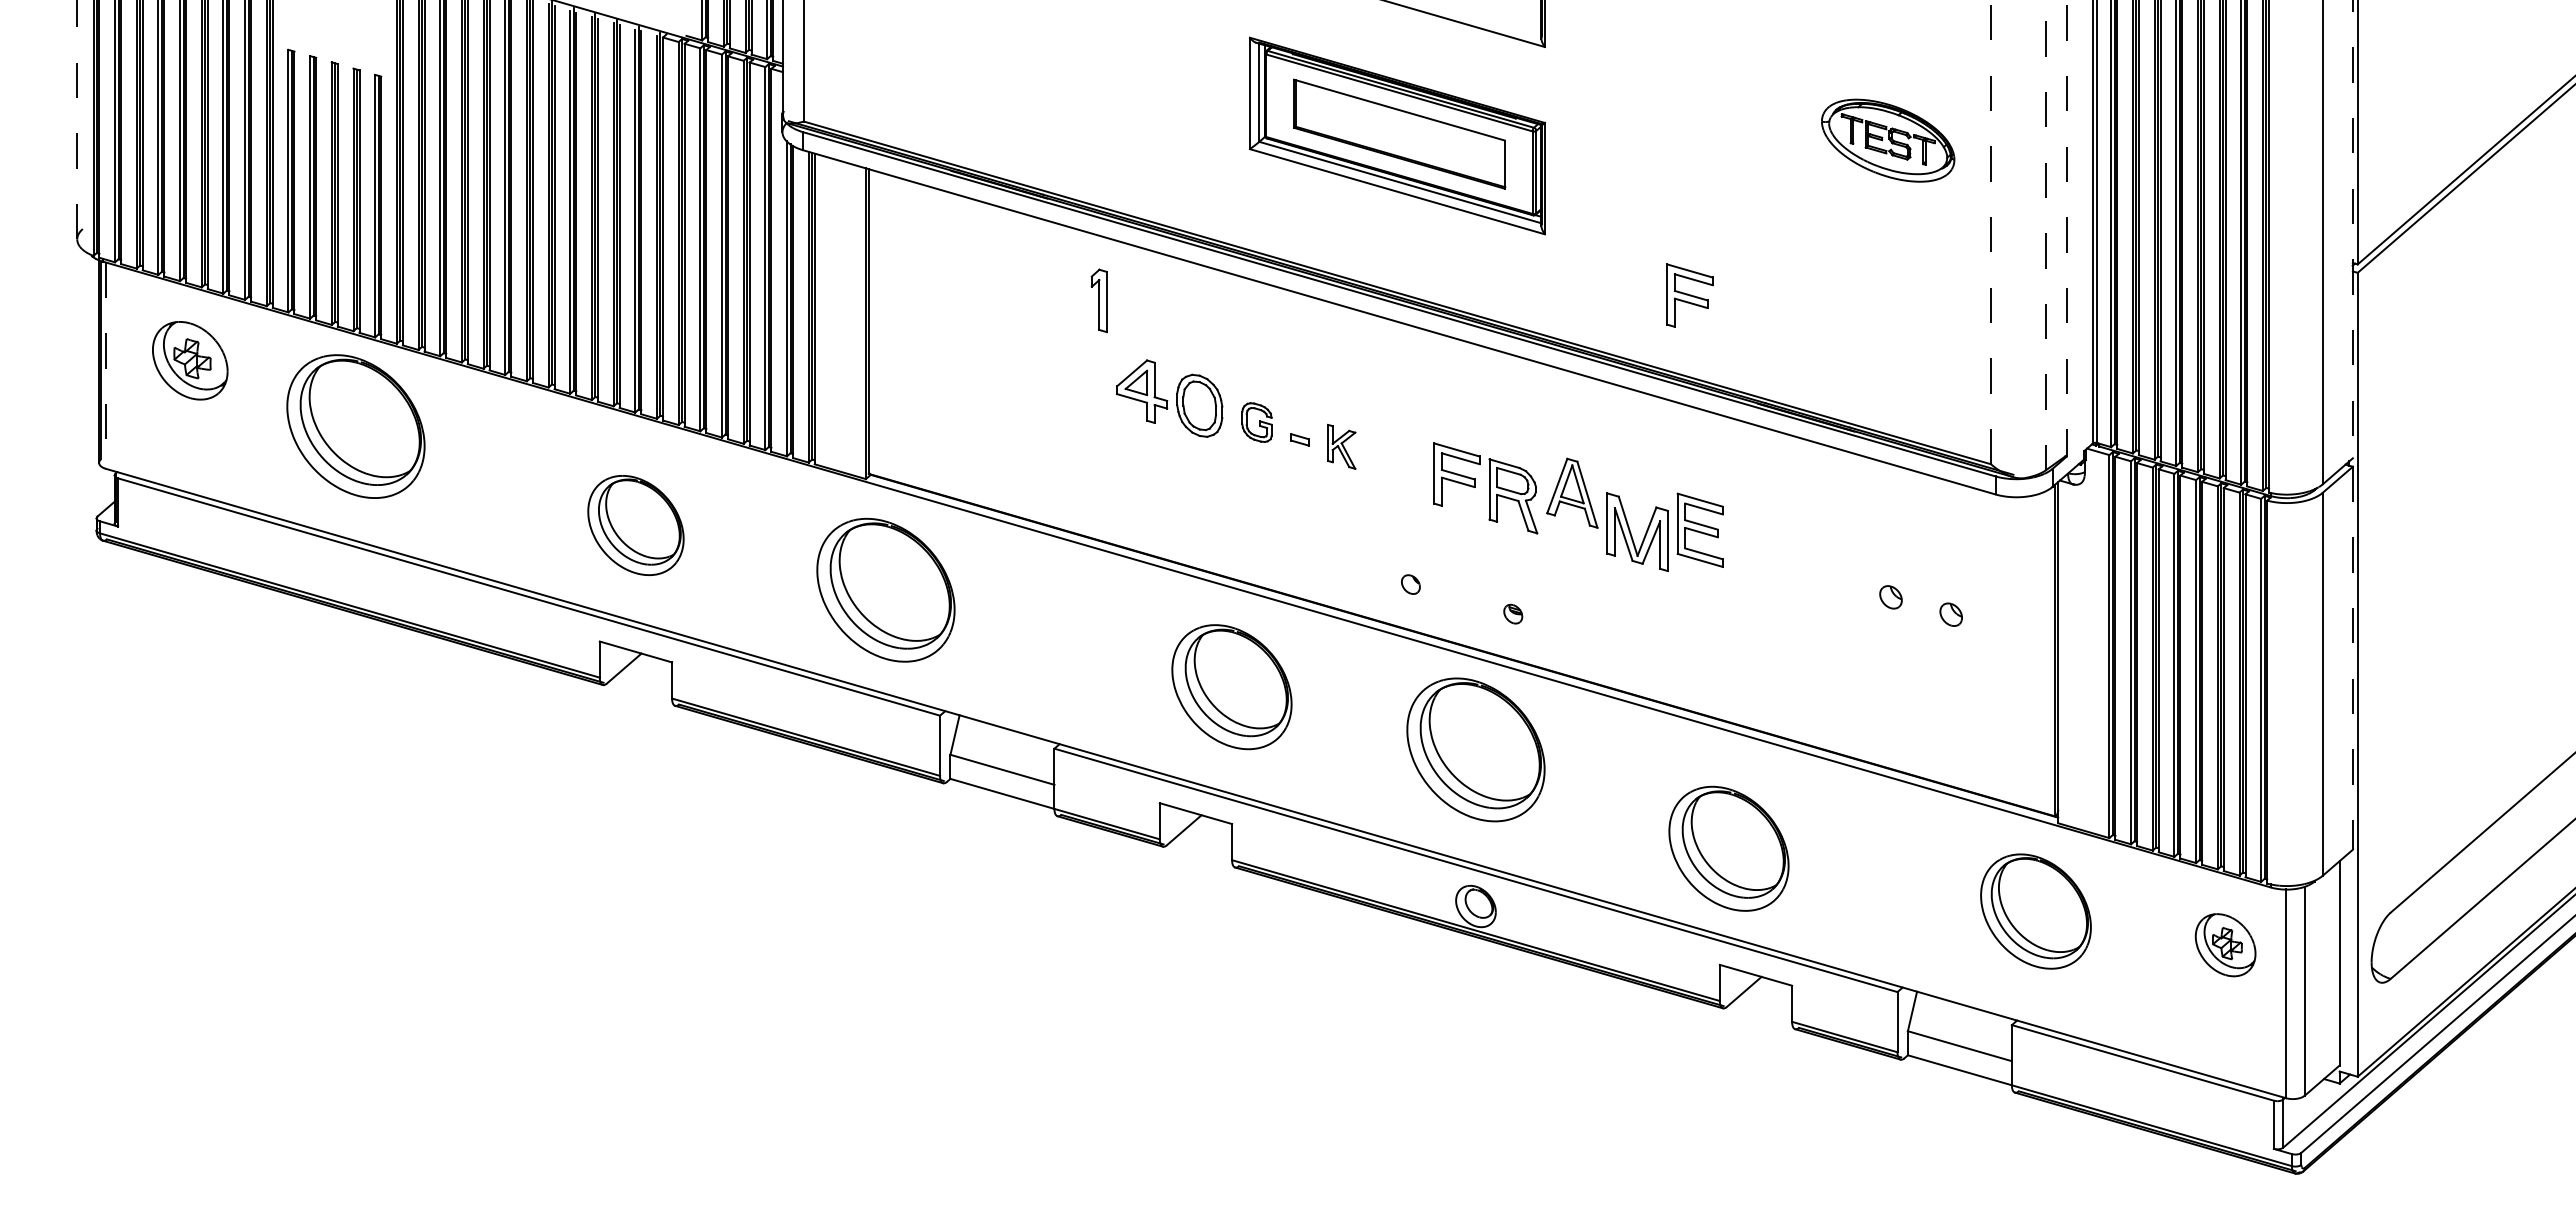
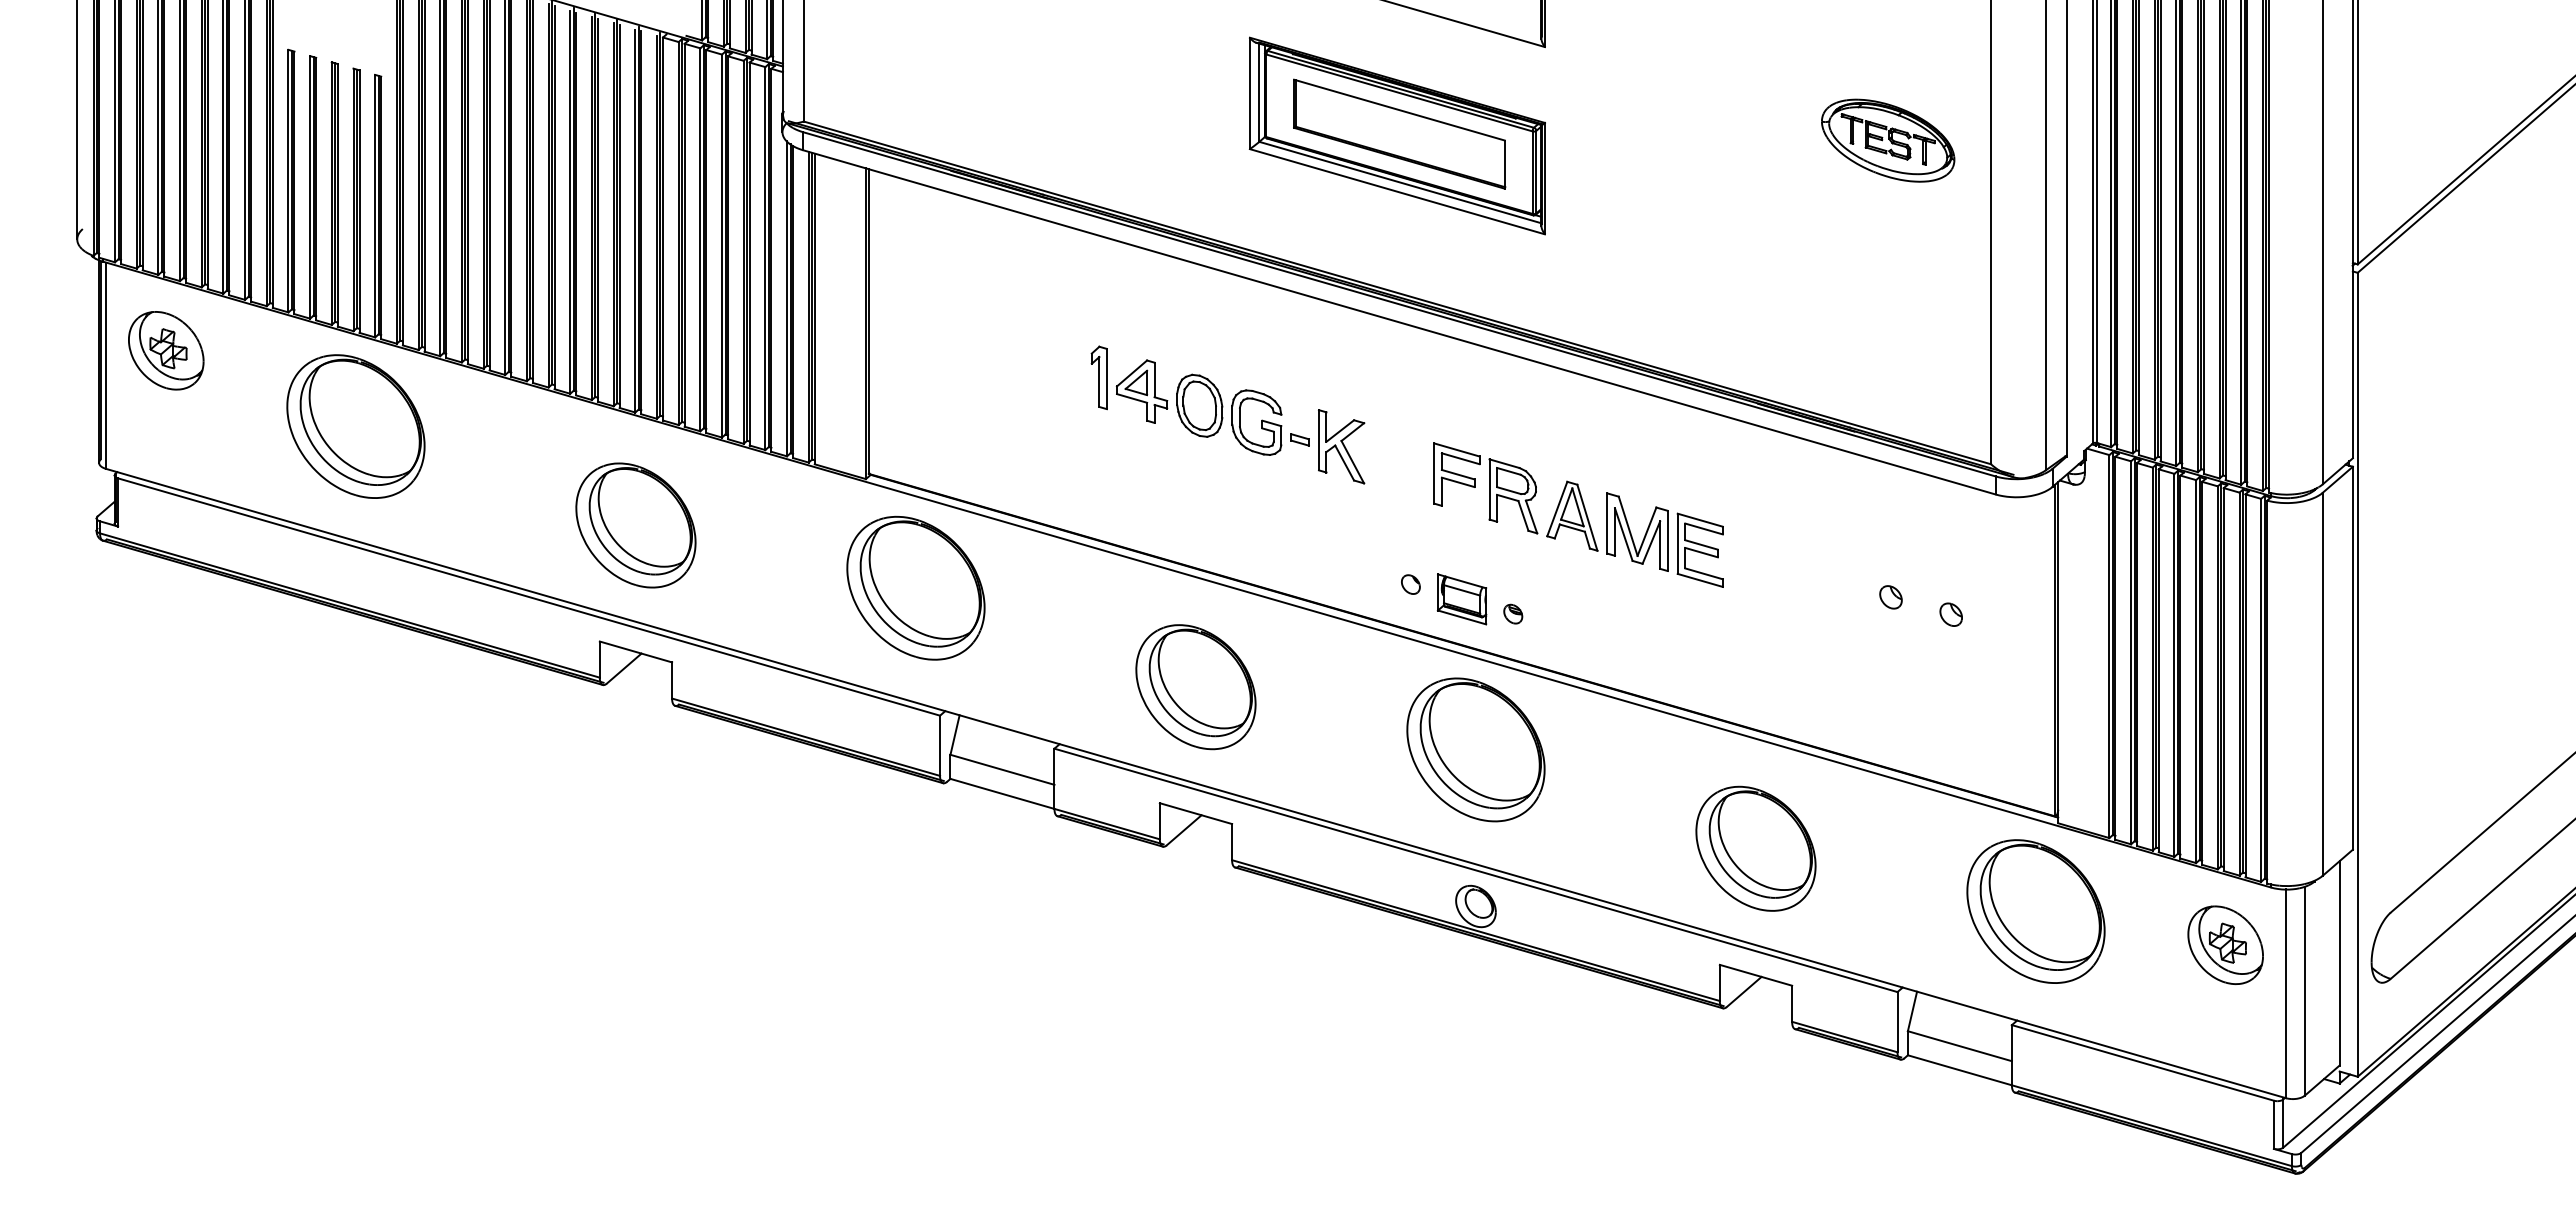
line: dashed -> solid (77, 119)
line: dashed -> solid (2066, 228)
line: dashed -> solid (2352, 229)
line: dashed -> solid (1991, 232)
line: dashed -> solid (2046, 235)
part: present -> none (1689, 295)
part position: (1098, 300) -> (1098, 377) (1098, 377)
part position: (190, 360) -> (166, 350) (166, 350)
line: dashed -> solid (106, 366)
part size: 32x41 px -> 52x67 px (1256, 422)
part size: 30x47 px -> 48x76 px (1341, 446)
part position: (1572, 492) -> (1572, 515) (1572, 515)
part size: 98x101 px -> 122x127 px (635, 525)
part position: (1699, 529) -> (1699, 549) (1699, 549)
part position: (885, 589) -> (915, 587) (915, 587)
part: none -> present (1461, 599)
line: dashed -> solid (2352, 658)
part position: (1231, 687) -> (1195, 687) (1195, 687)
part position: (1728, 848) -> (1755, 848) (1755, 848)
part size: 112x117 px -> 140x145 px (2035, 911)
part size: 63x65 px -> 77x80 px (2225, 944)
